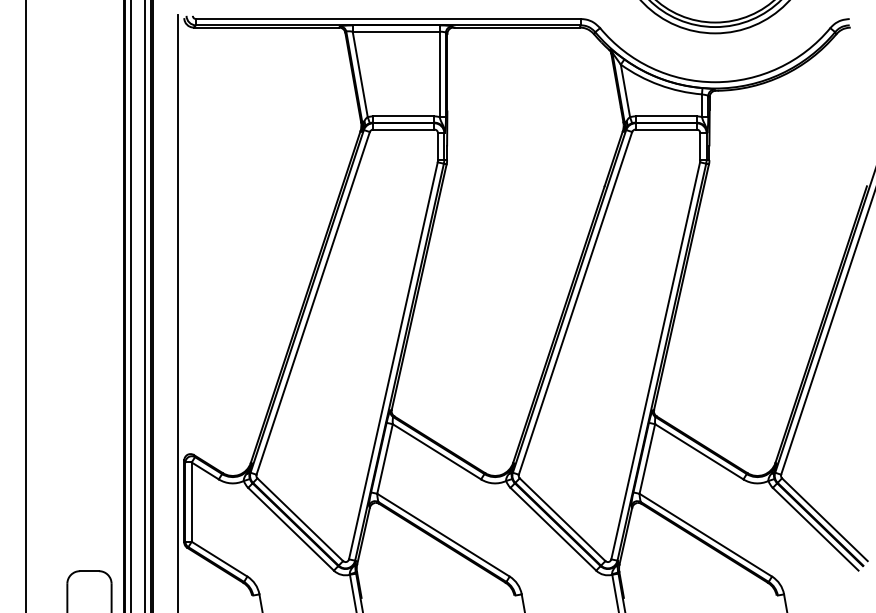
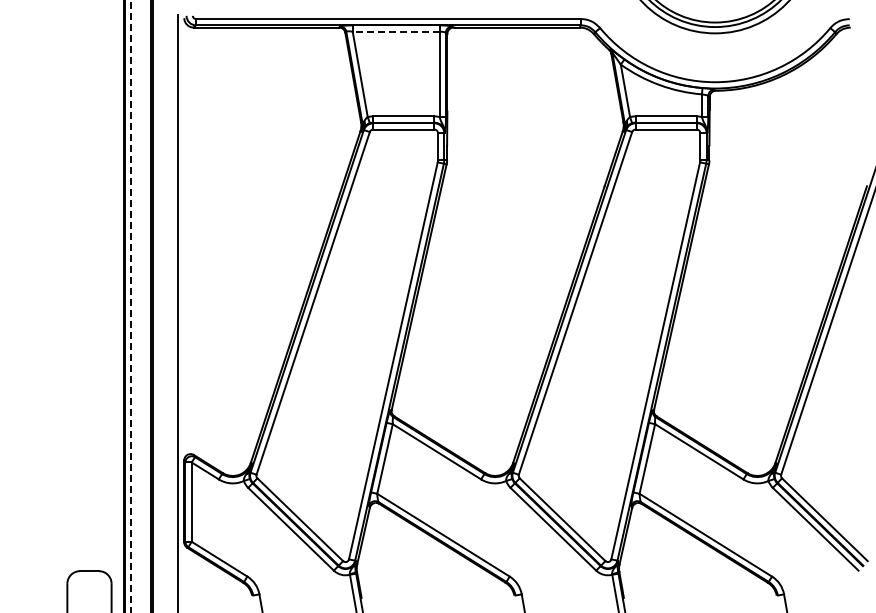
line: solid -> dashed (395, 31)
line: present -> none (26, 305)
line: present -> none (145, 305)
line: solid -> dashed (131, 306)
